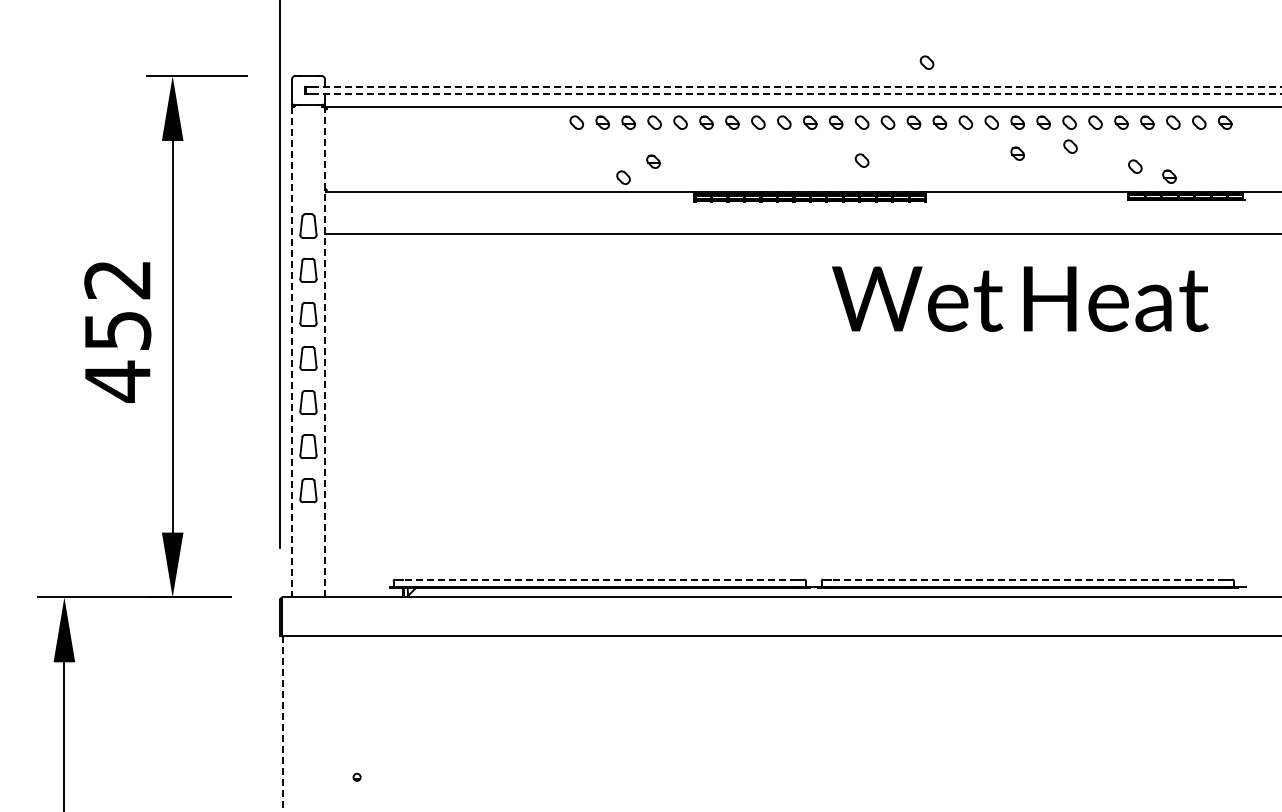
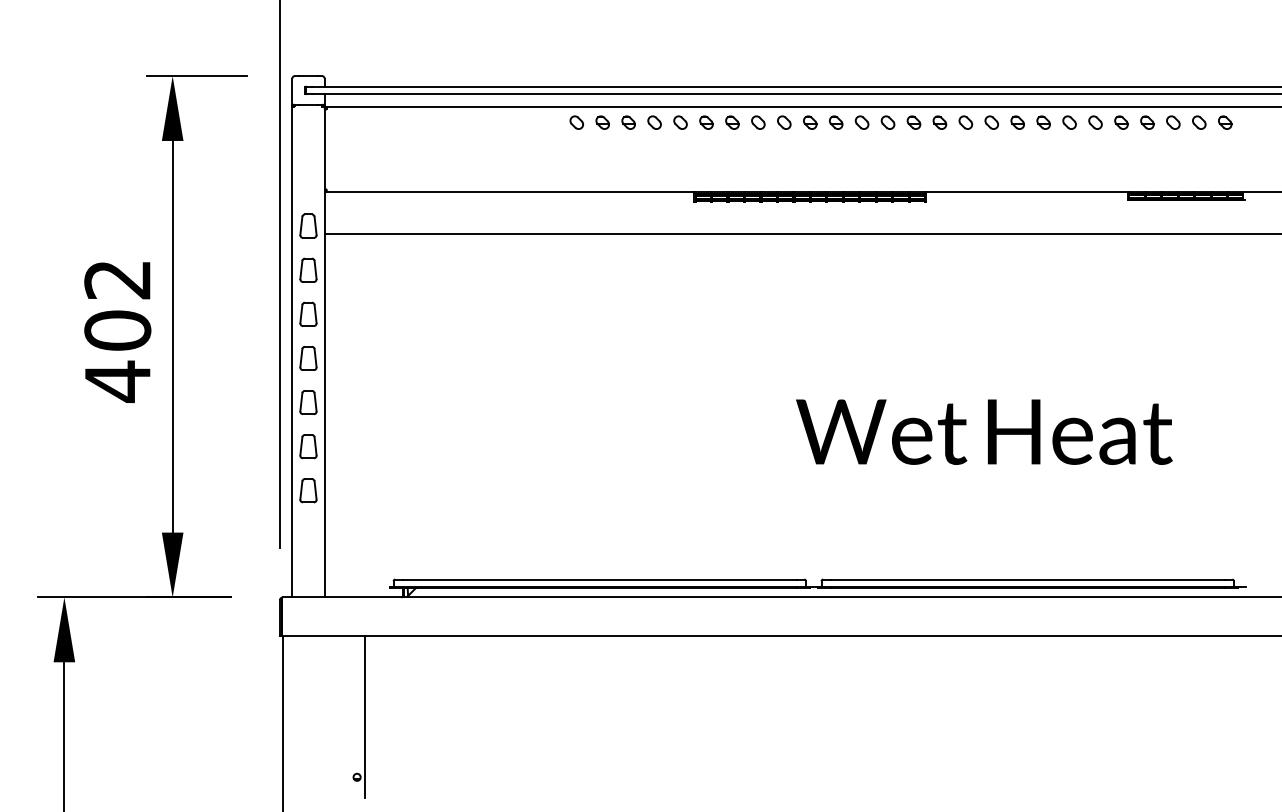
part: present -> none (926, 62)
line: dashed -> solid (796, 86)
line: dashed -> solid (797, 94)
part: present -> none (1070, 146)
part: present -> none (1017, 153)
part: present -> none (861, 160)
part: present -> none (653, 161)
part: present -> none (1135, 166)
part: present -> none (1169, 176)
part: present -> none (623, 177)
text position: (1020, 298) -> (984, 431) (984, 431)
text: 452 -> 402 (117, 330)
line: dashed -> solid (324, 351)
line: dashed -> solid (292, 352)
line: dashed -> solid (599, 579)
line: dashed -> solid (1027, 579)
line: none -> present (364, 717)
line: dashed -> solid (283, 724)
